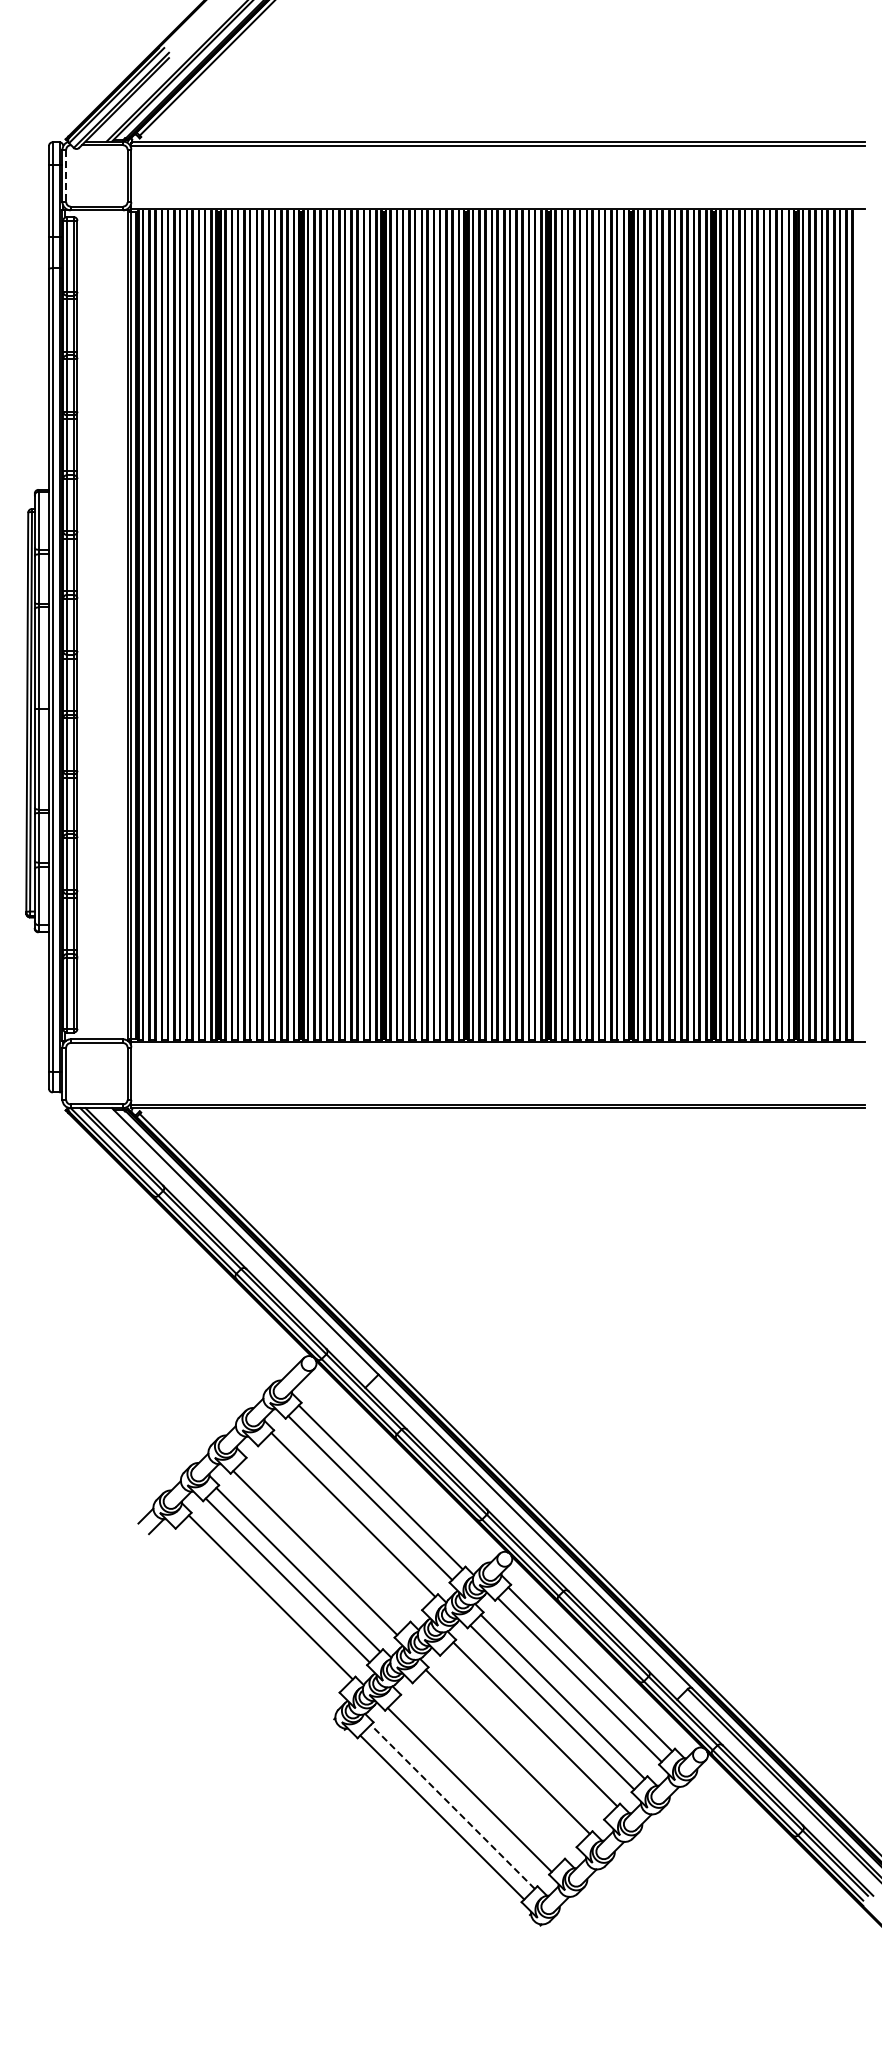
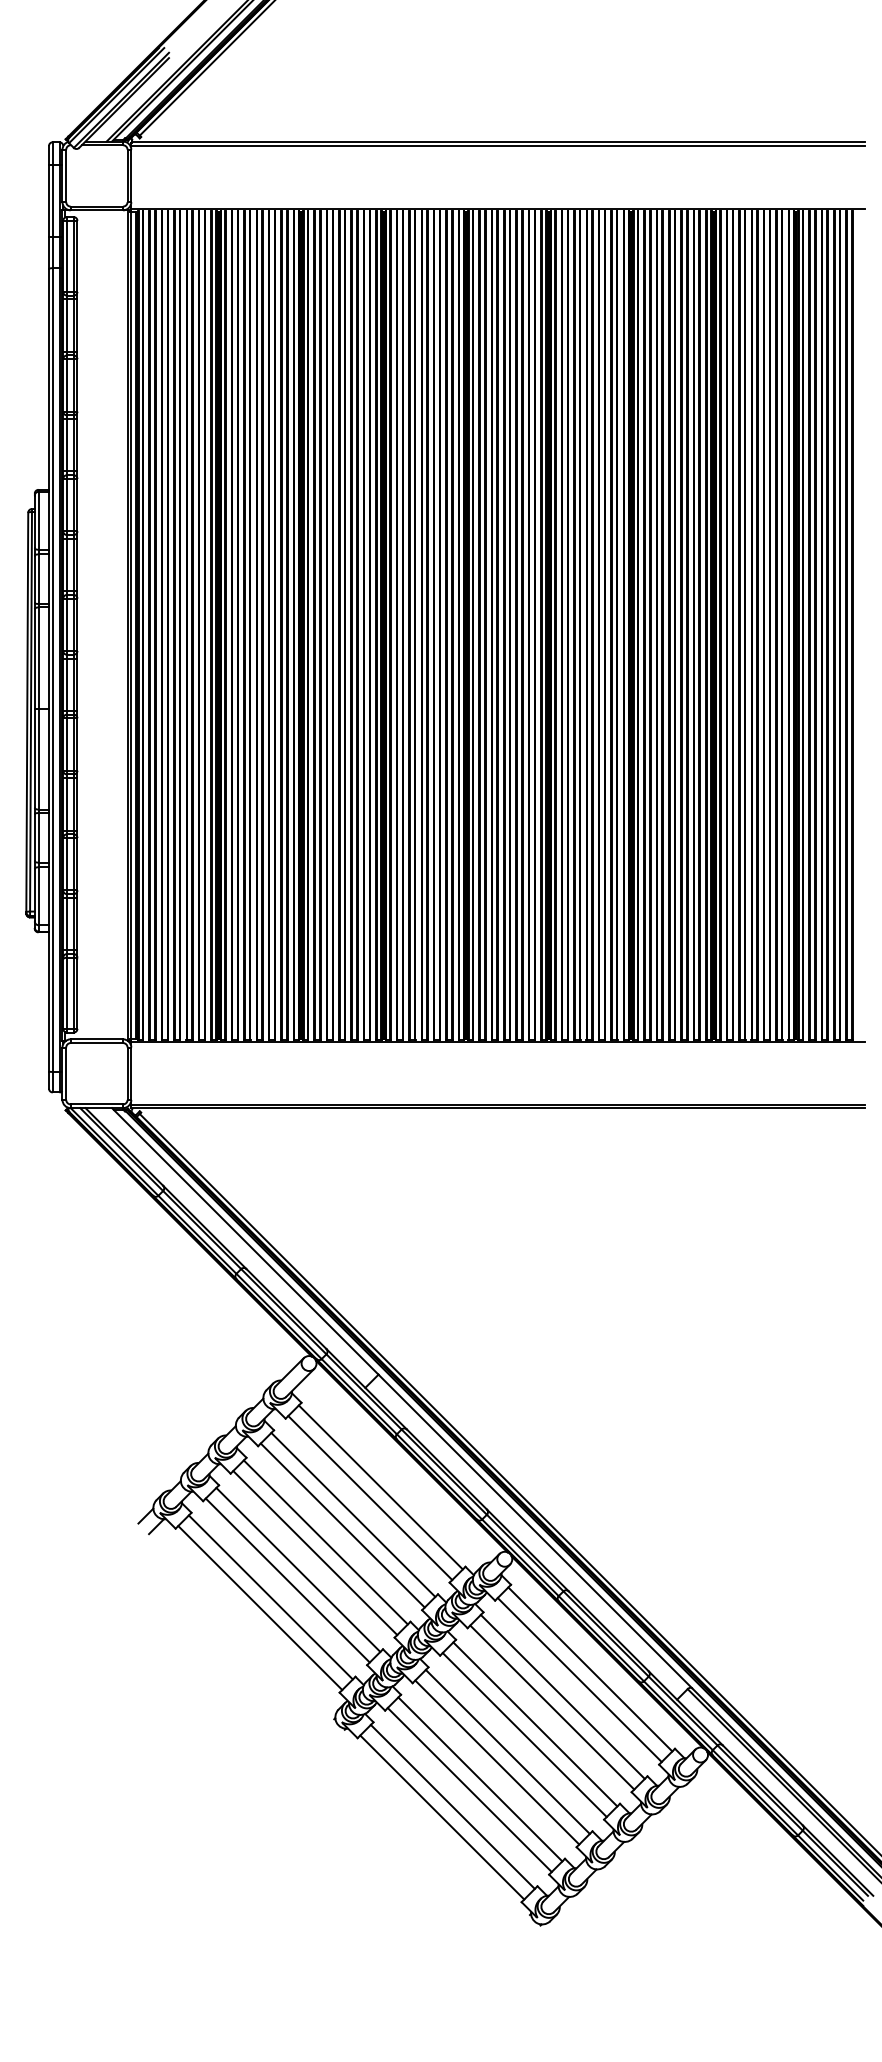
line: dashed -> solid (66, 176)
line: none -> present (342, 1525)
line: none -> present (325, 1542)
line: none -> present (260, 1608)
line: none -> present (524, 1735)
line: none -> present (497, 1762)
line: none -> present (480, 1779)
line: dashed -> solid (452, 1806)
